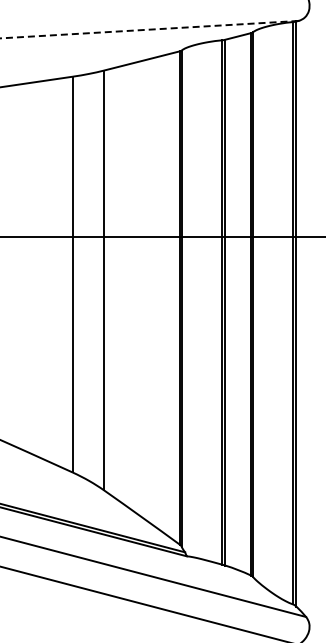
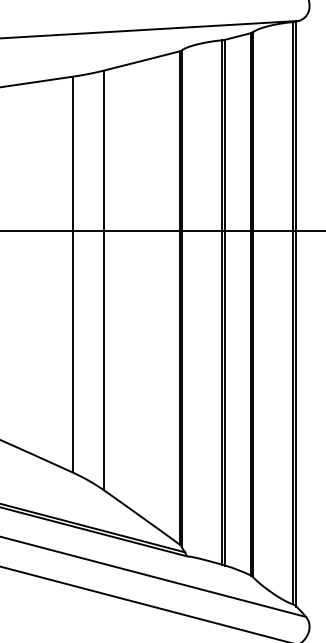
line: dashed -> solid (148, 29)
line position: (162, 237) -> (162, 231) (162, 231)
